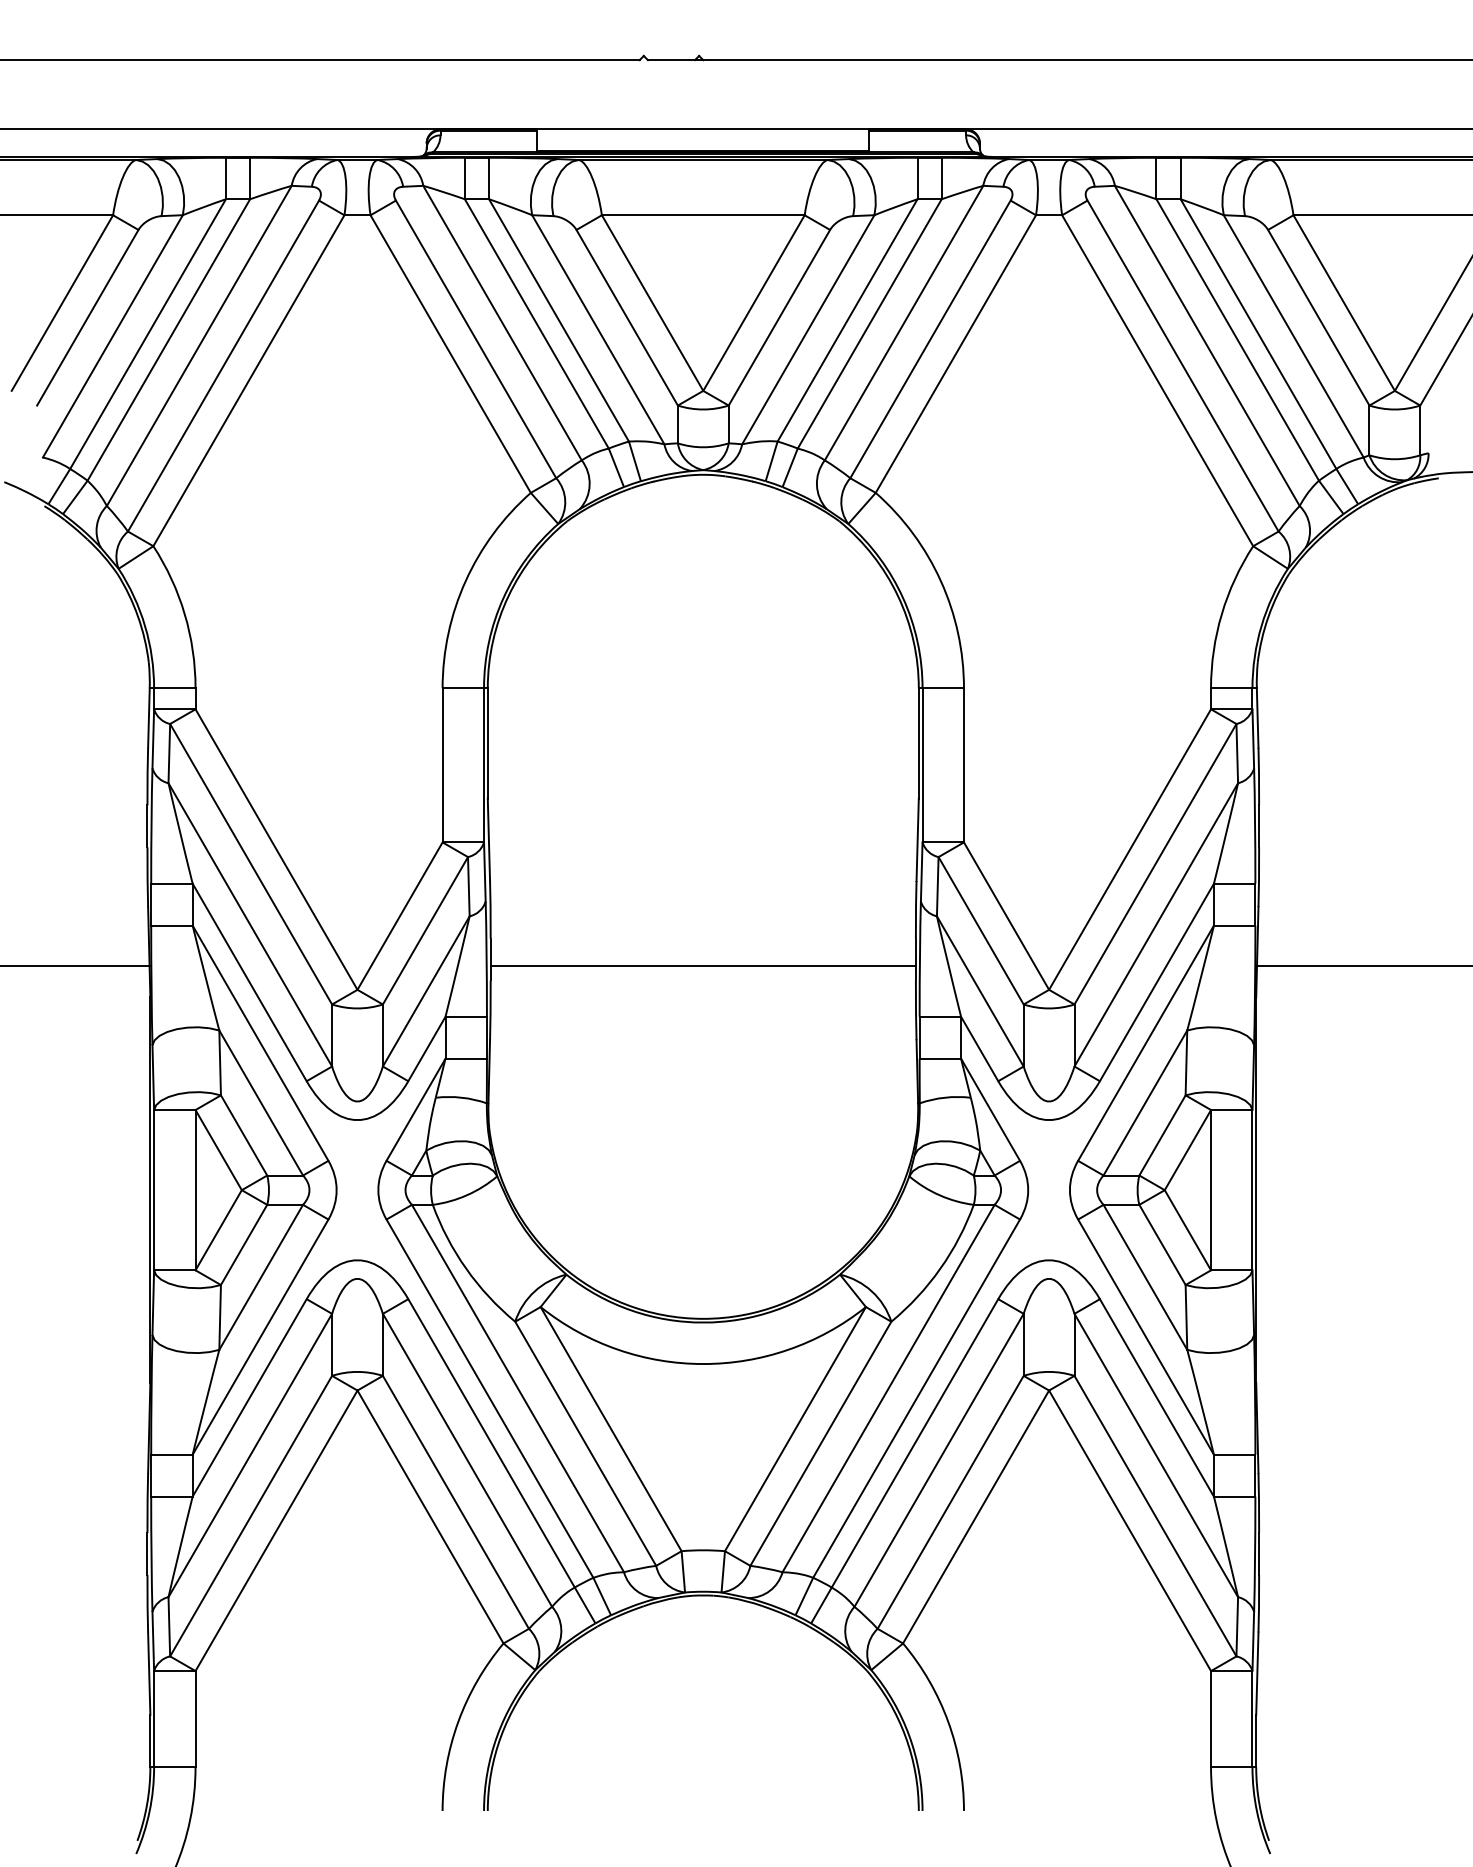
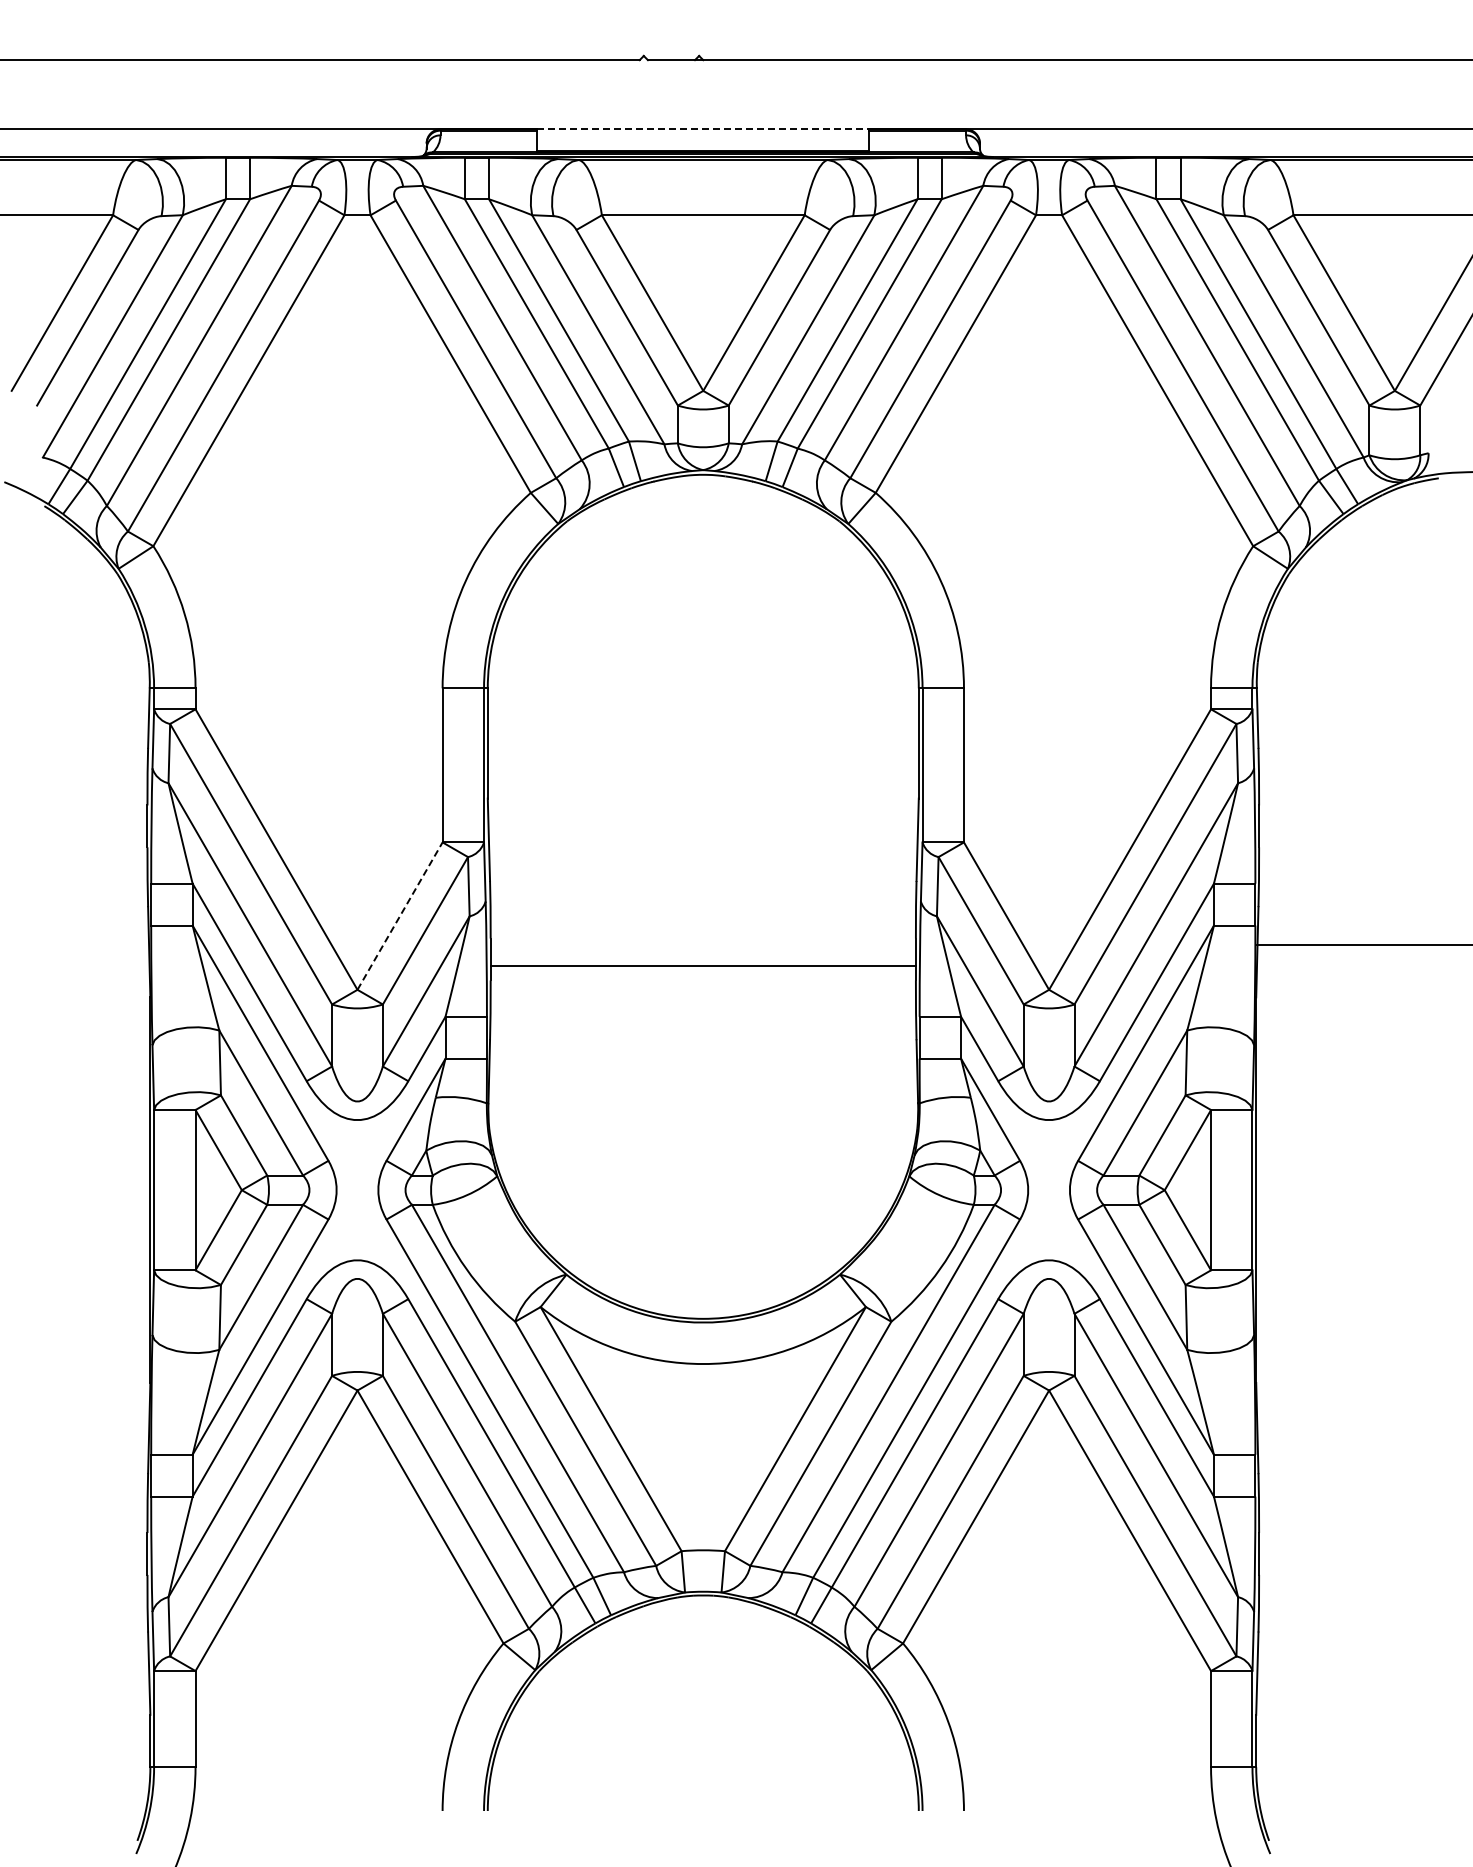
line: solid -> dashed (703, 129)
line: solid -> dashed (400, 915)
line: present -> none (75, 966)
line position: (1362, 966) -> (1362, 945) (1362, 945)
